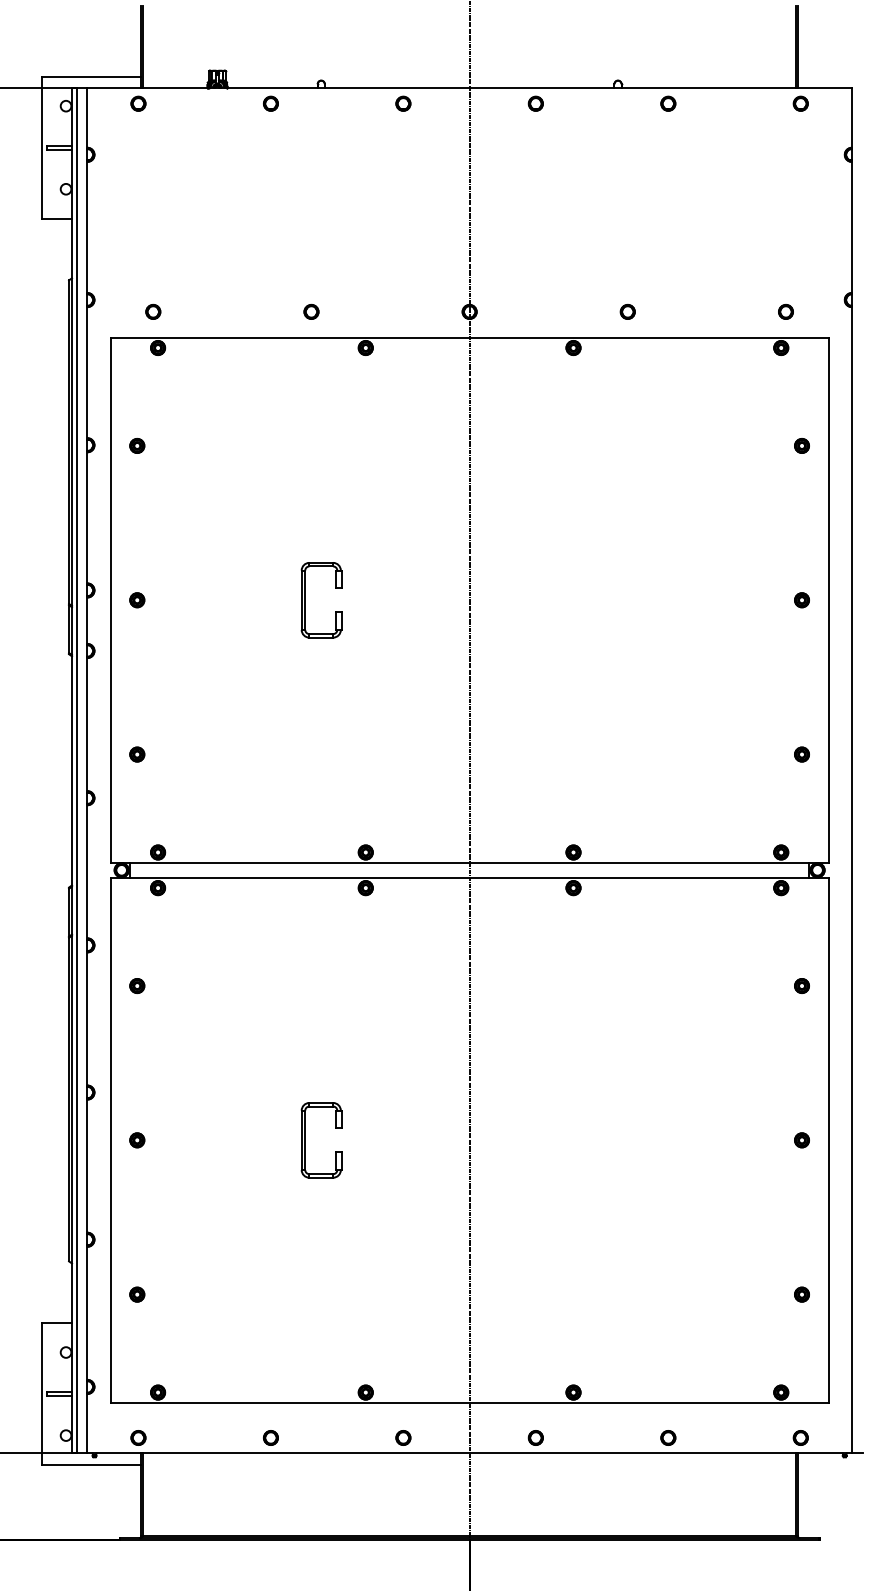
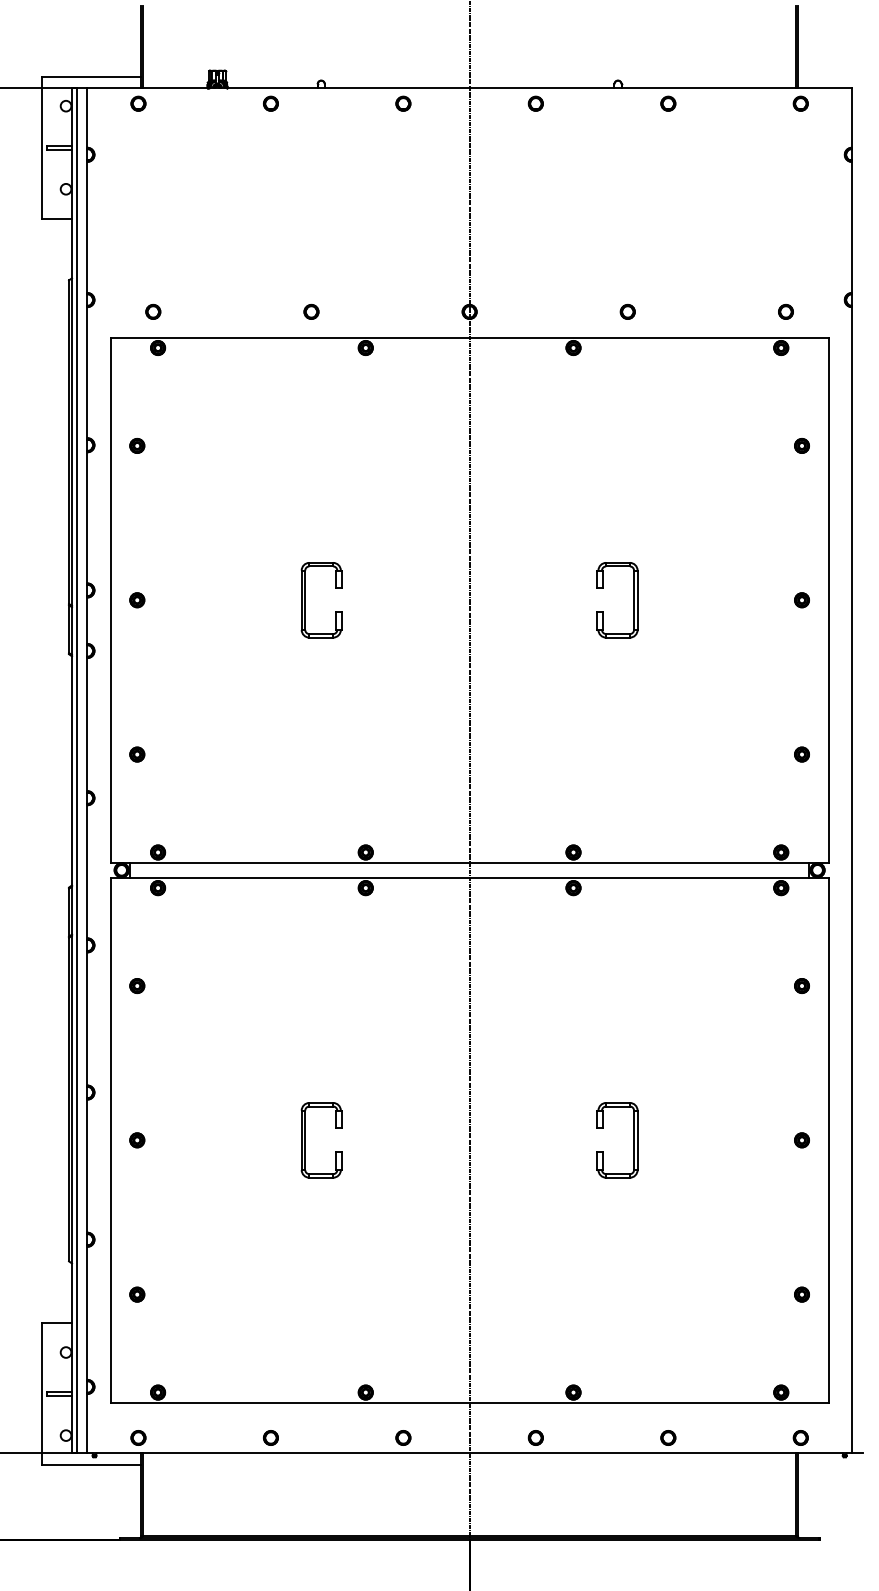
part: none -> present (633, 600)
part: none -> present (633, 1140)
